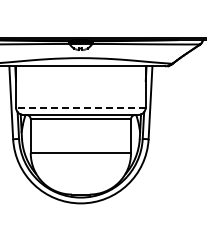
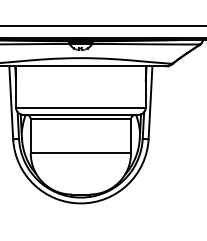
line: none -> present (102, 26)
line: dashed -> solid (80, 107)
